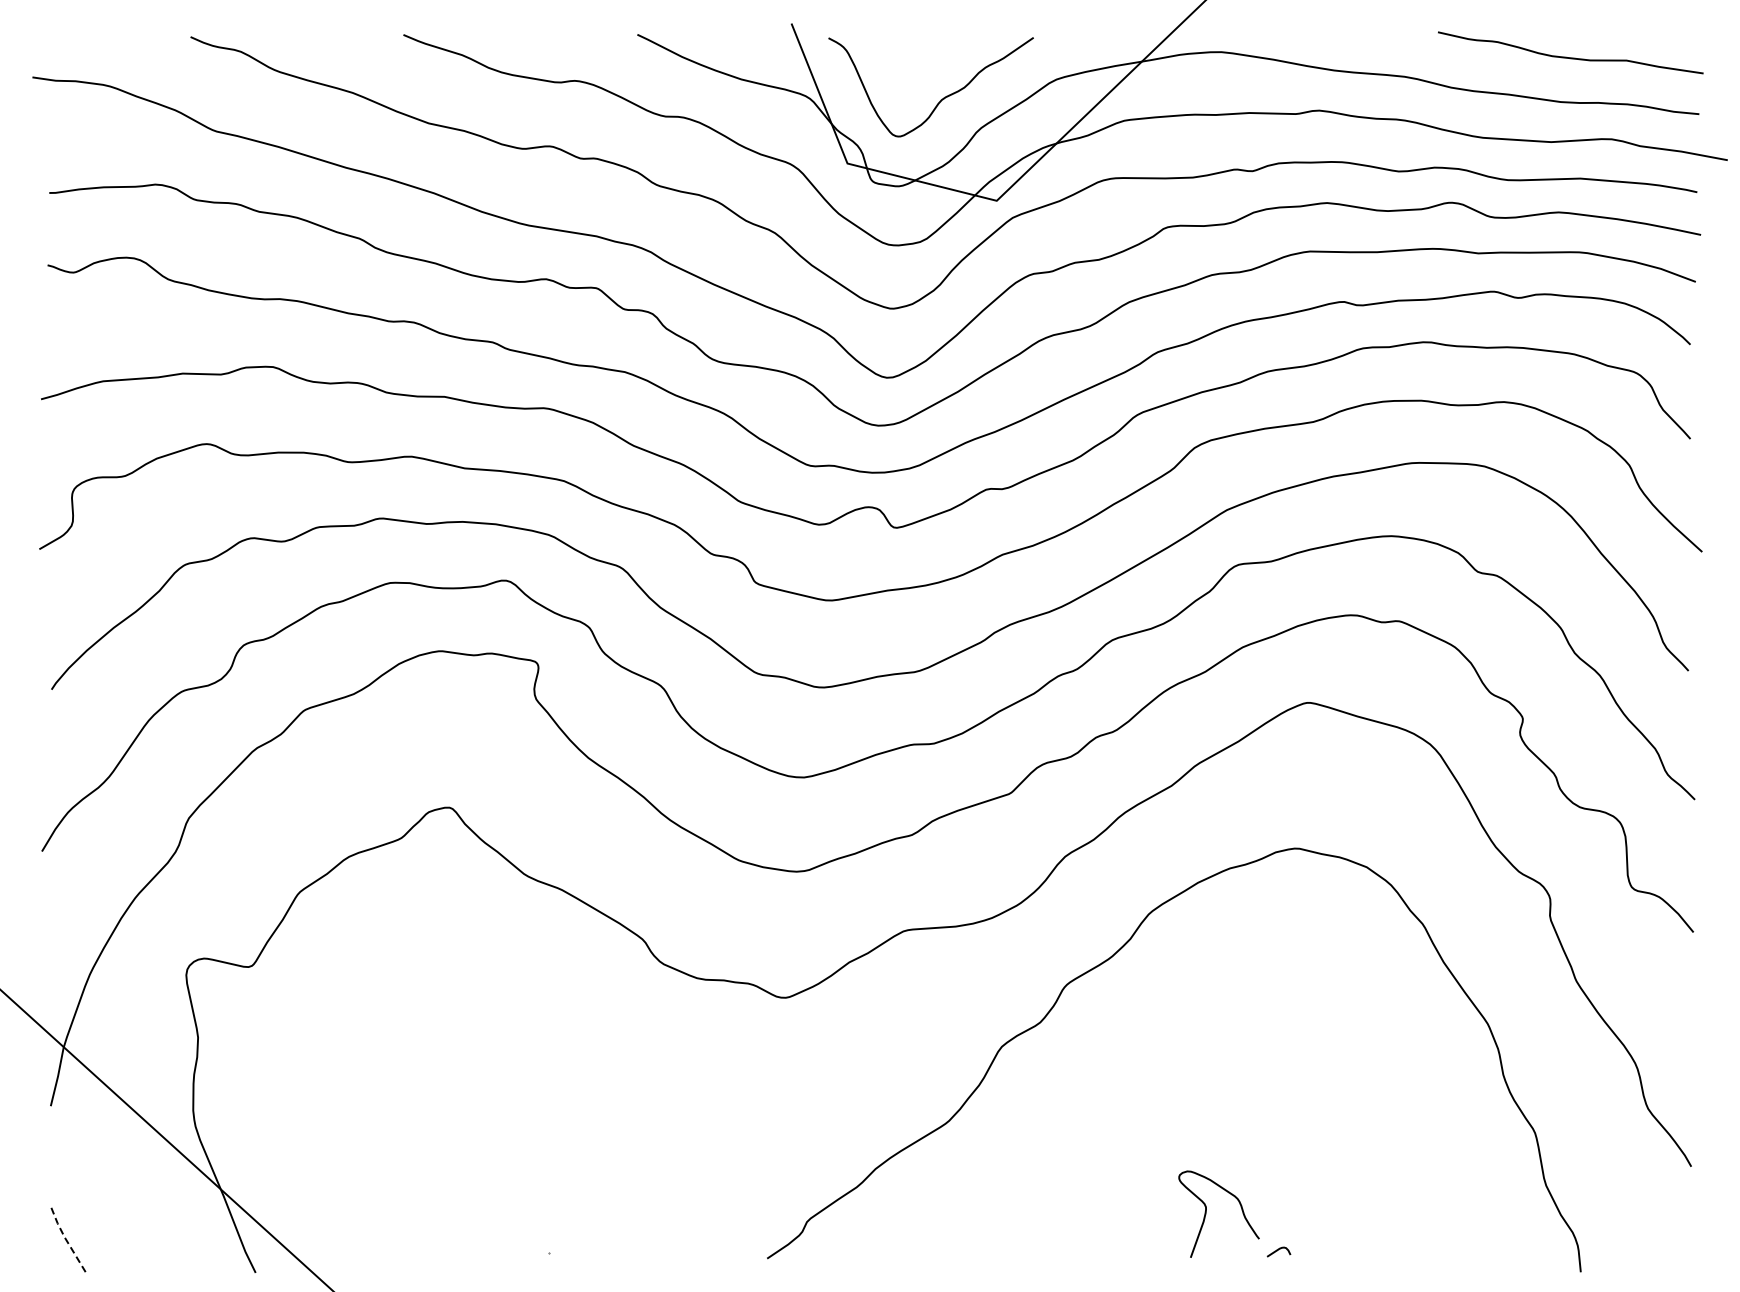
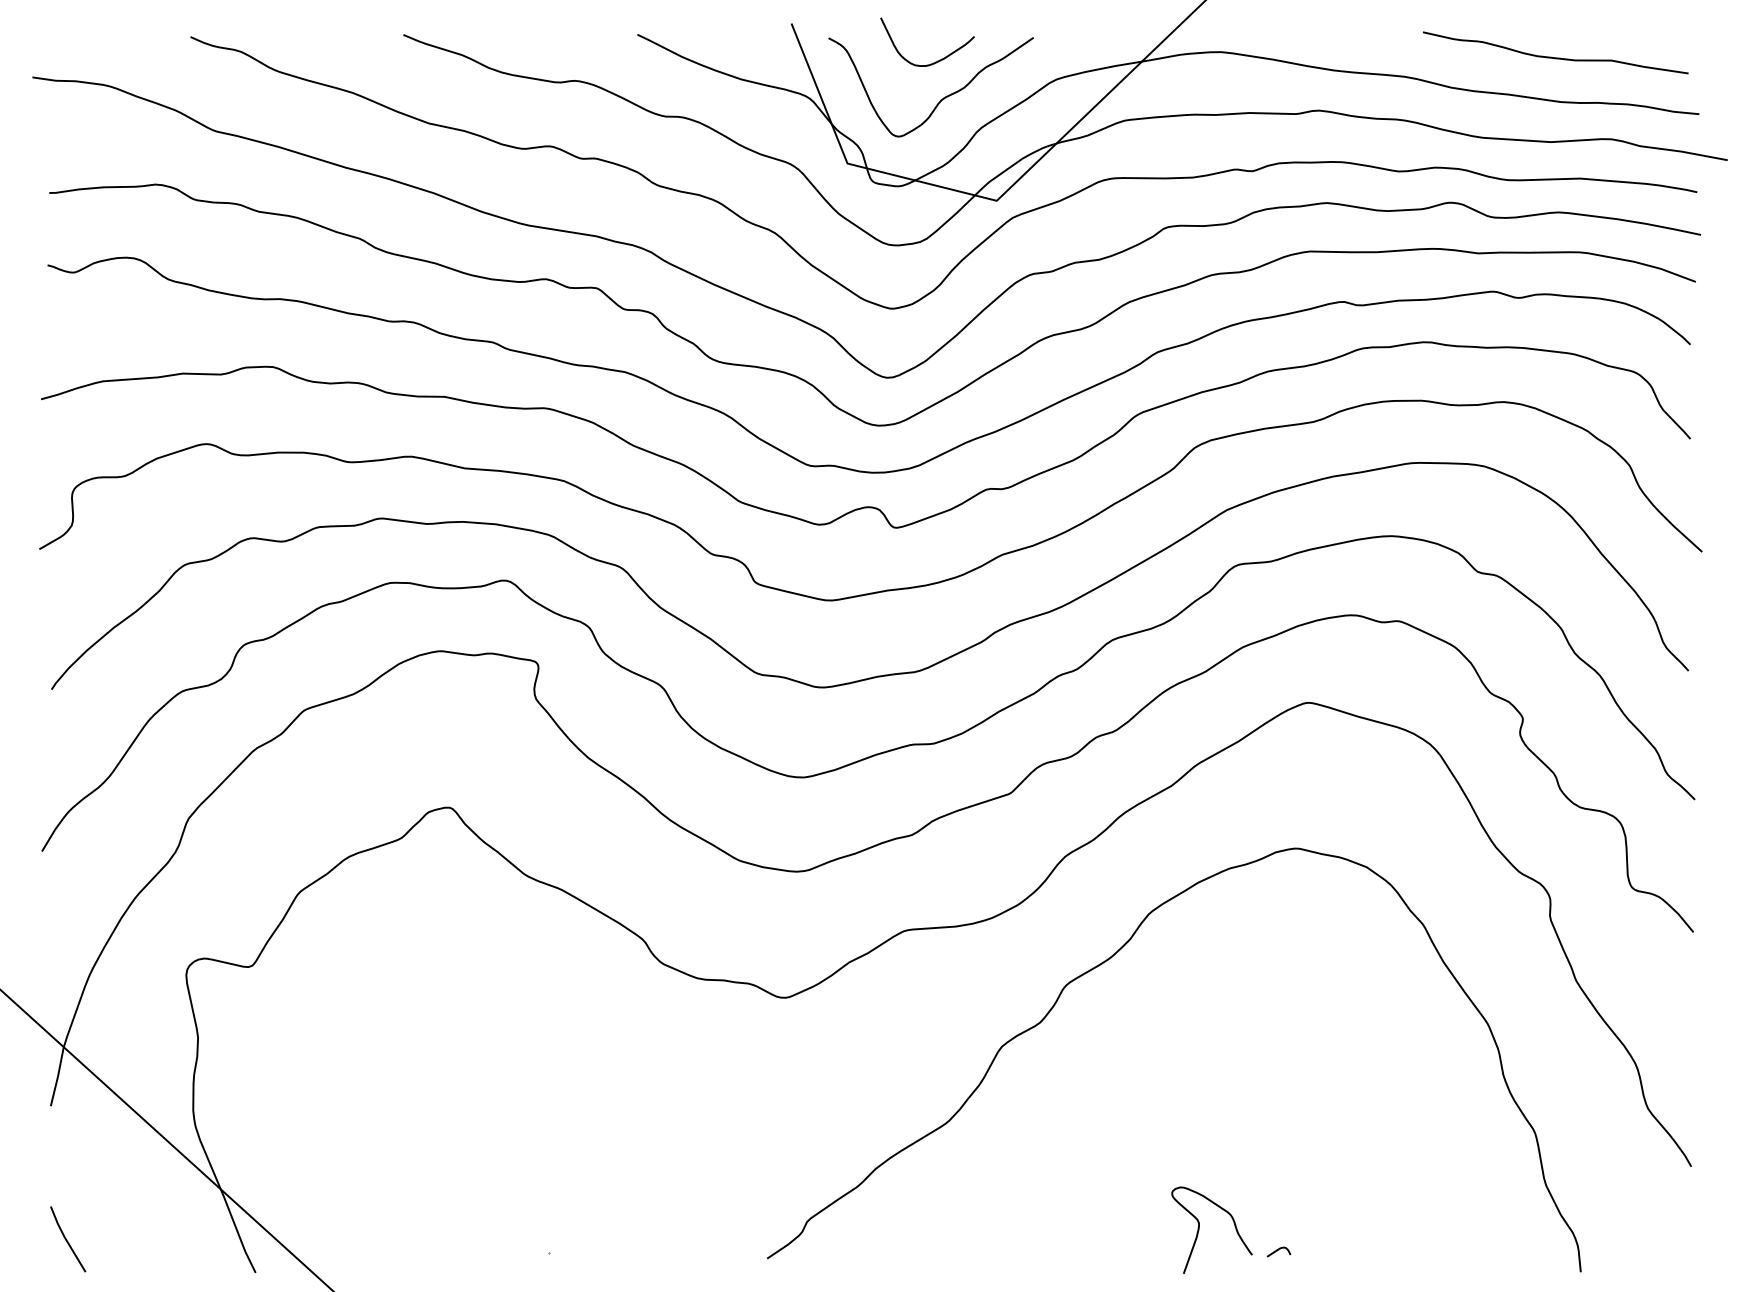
curve position: (1570, 57) -> (1555, 57) (1555, 57)
curve: none -> present (937, 60)
curve position: (1206, 1213) -> (1199, 1229) (1199, 1229)
line: dashed -> solid (65, 1239)
